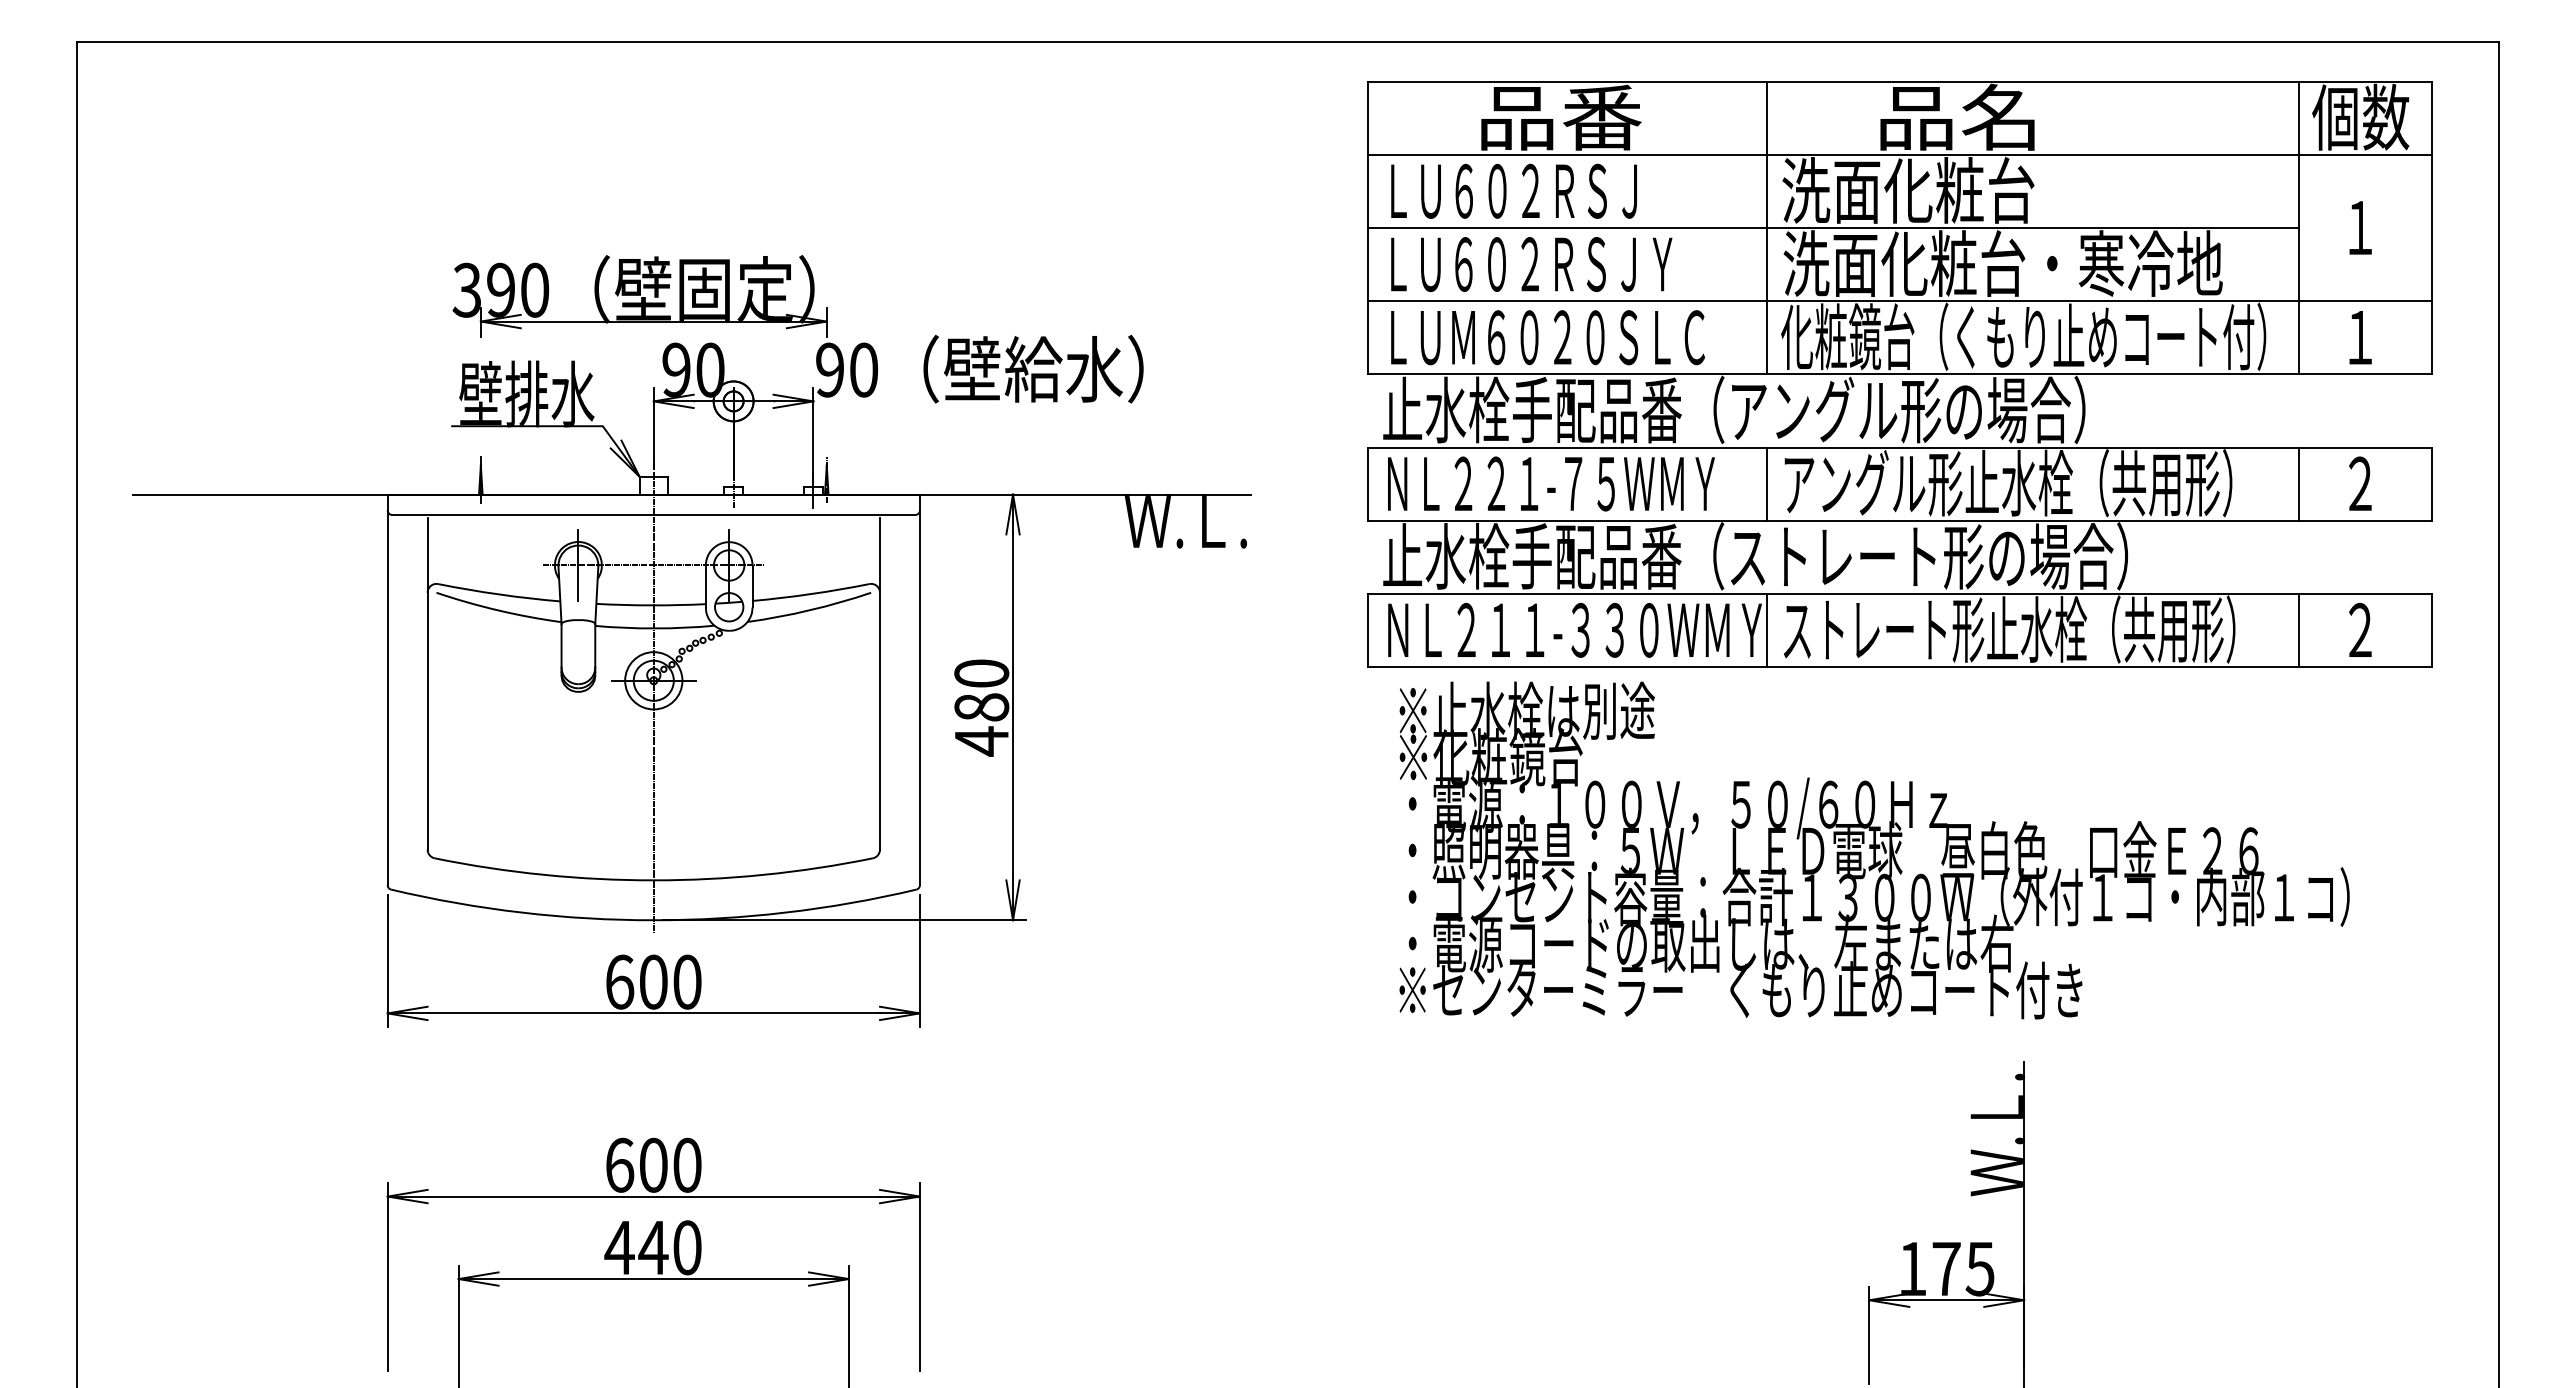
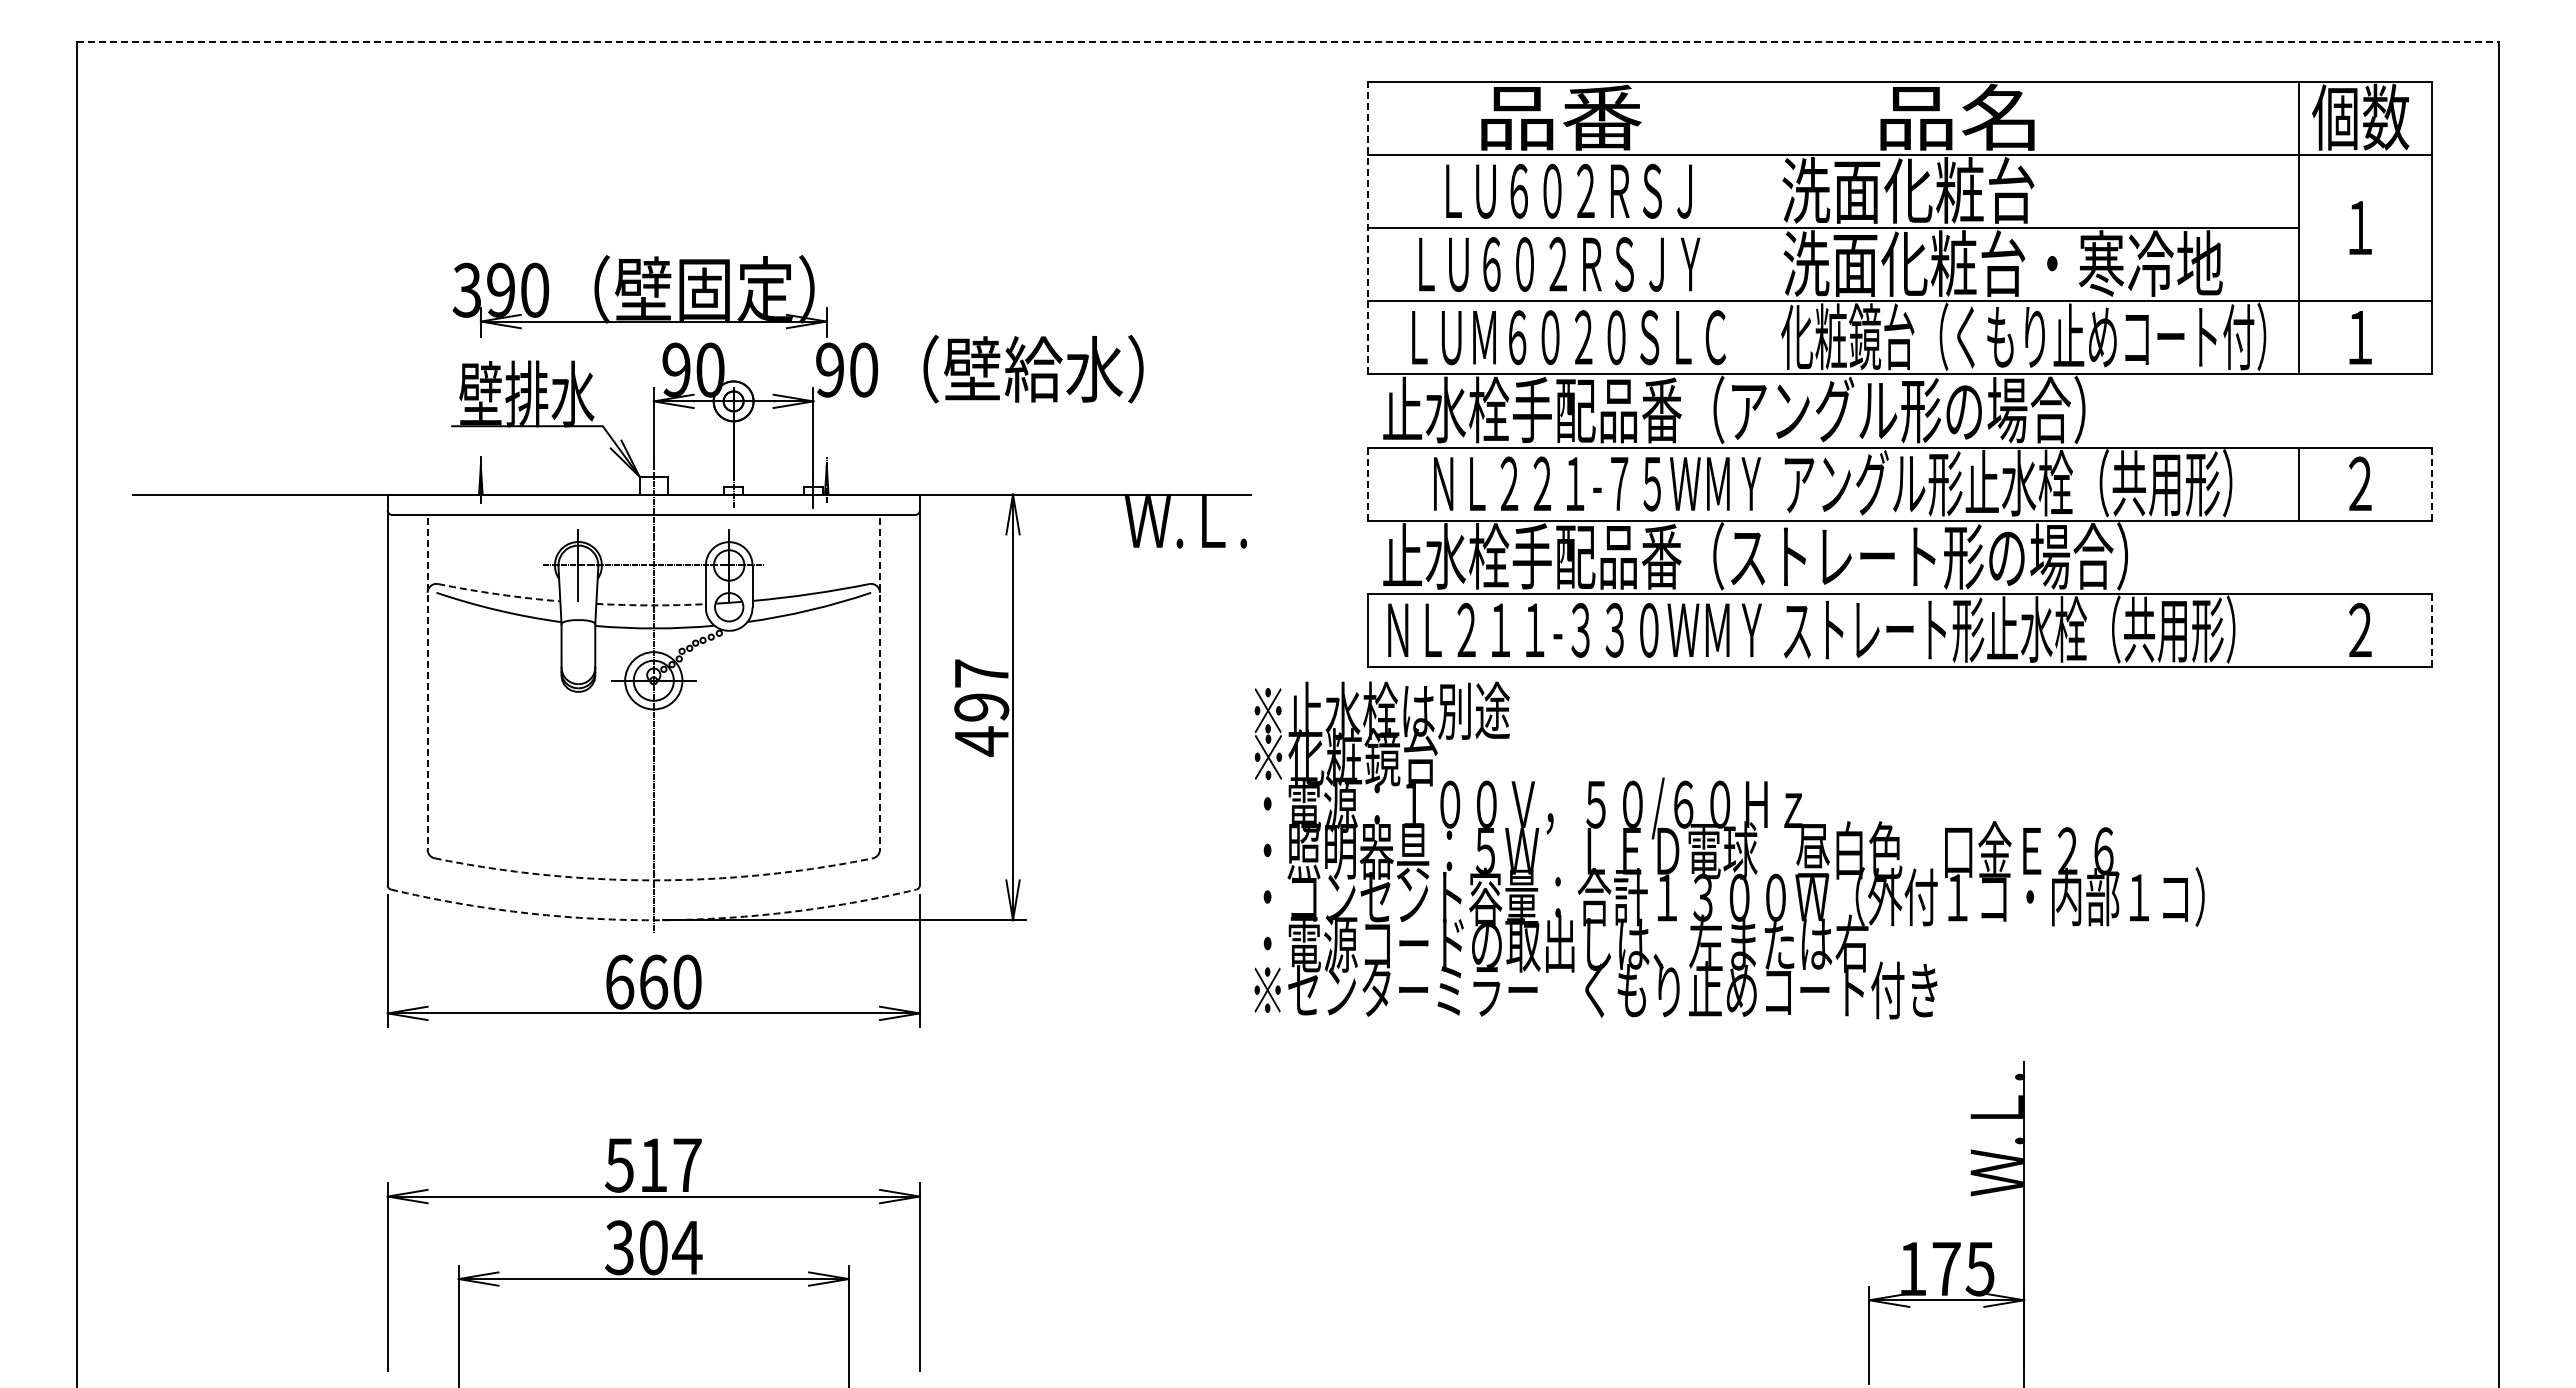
line: solid -> dashed (1288, 41)
text position: (1513, 190) -> (1568, 190) (1568, 190)
line: solid -> dashed (1367, 227)
line: present -> none (1766, 227)
text position: (1531, 264) -> (1559, 264) (1559, 264)
text position: (1547, 337) -> (1568, 337) (1568, 337)
text position: (1551, 483) -> (1597, 483) (1597, 483)
line: present -> none (1766, 483)
line: solid -> dashed (1367, 484)
line: solid -> dashed (2432, 484)
arc: solid -> dashed (499, 594)
arc: solid -> dashed (651, 605)
line: present -> none (1766, 630)
line: present -> none (2299, 630)
line: solid -> dashed (2432, 630)
line: solid -> dashed (427, 684)
line: solid -> dashed (879, 684)
text: 480 -> 497 (981, 690)
text position: (1874, 850) -> (1729, 850) (1729, 850)
arc: solid -> dashed (653, 880)
arc: solid -> dashed (653, 920)
text: 600 -> 660 (654, 981)
text: 600 -> 517 (652, 1164)
text: 440 -> 304 (653, 1247)
